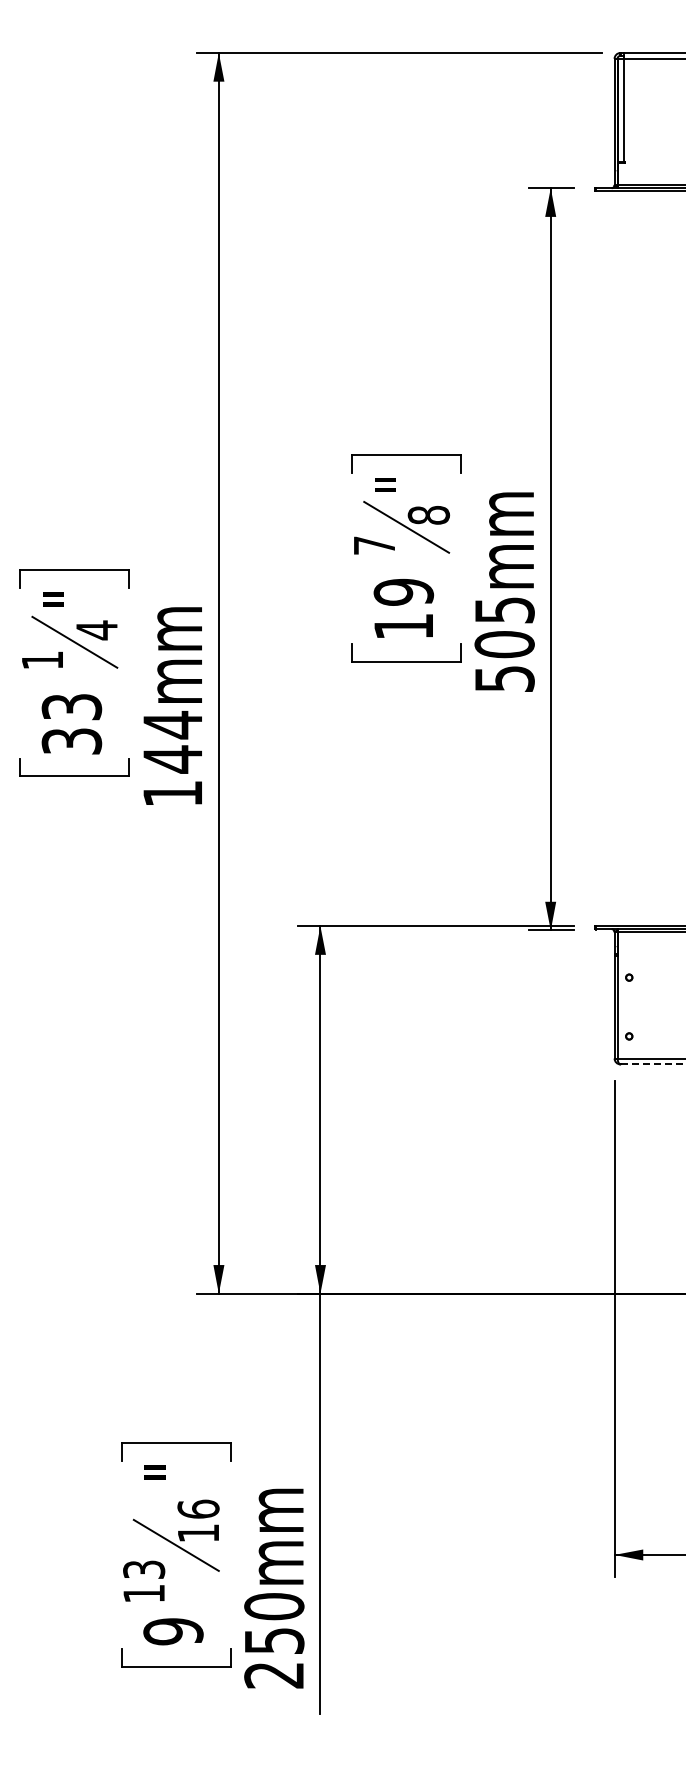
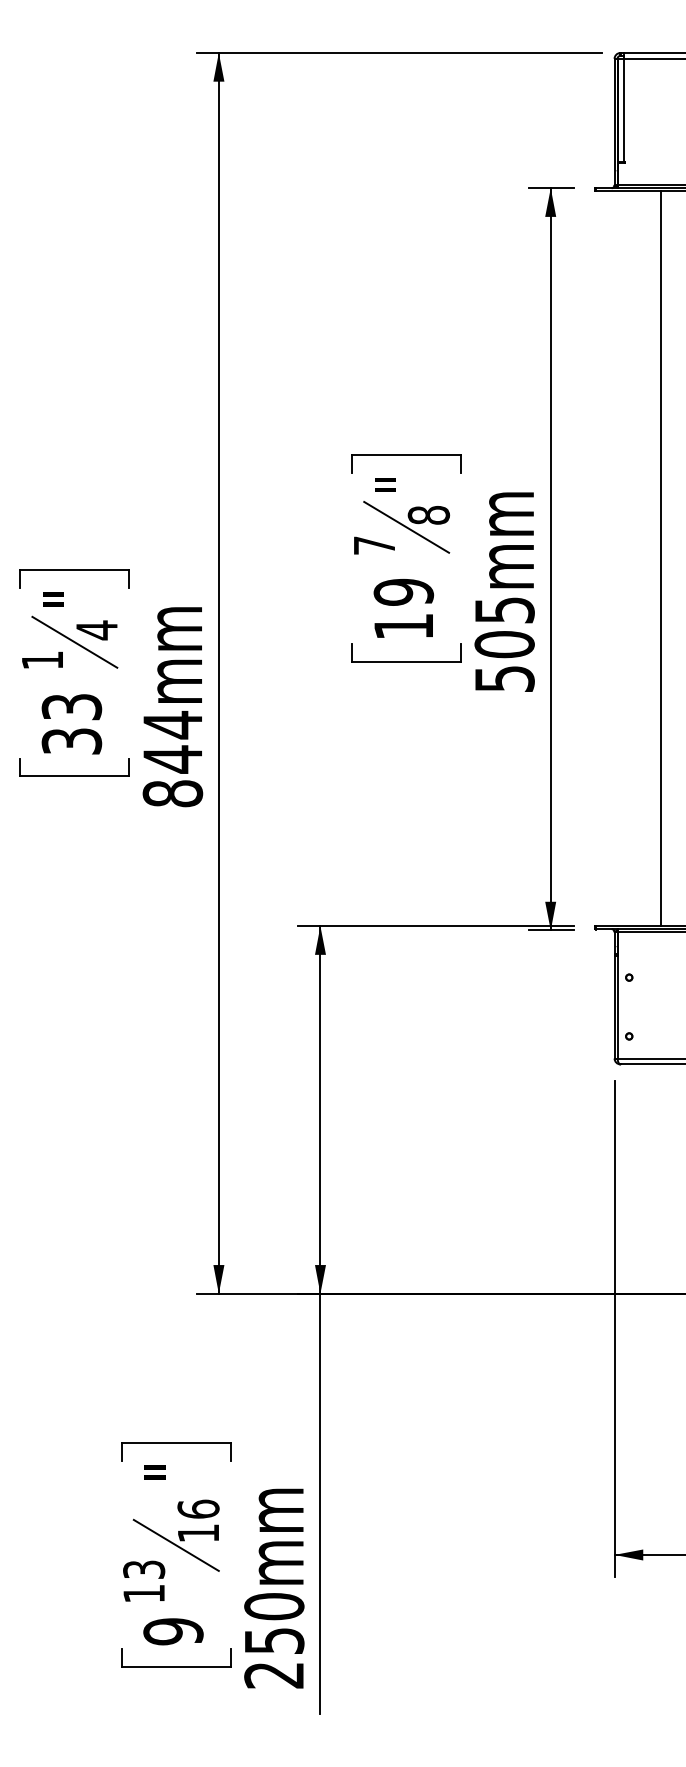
line: none -> present (660, 558)
text: 144mm -> 844mm (172, 793)
line: dashed -> solid (653, 1064)
